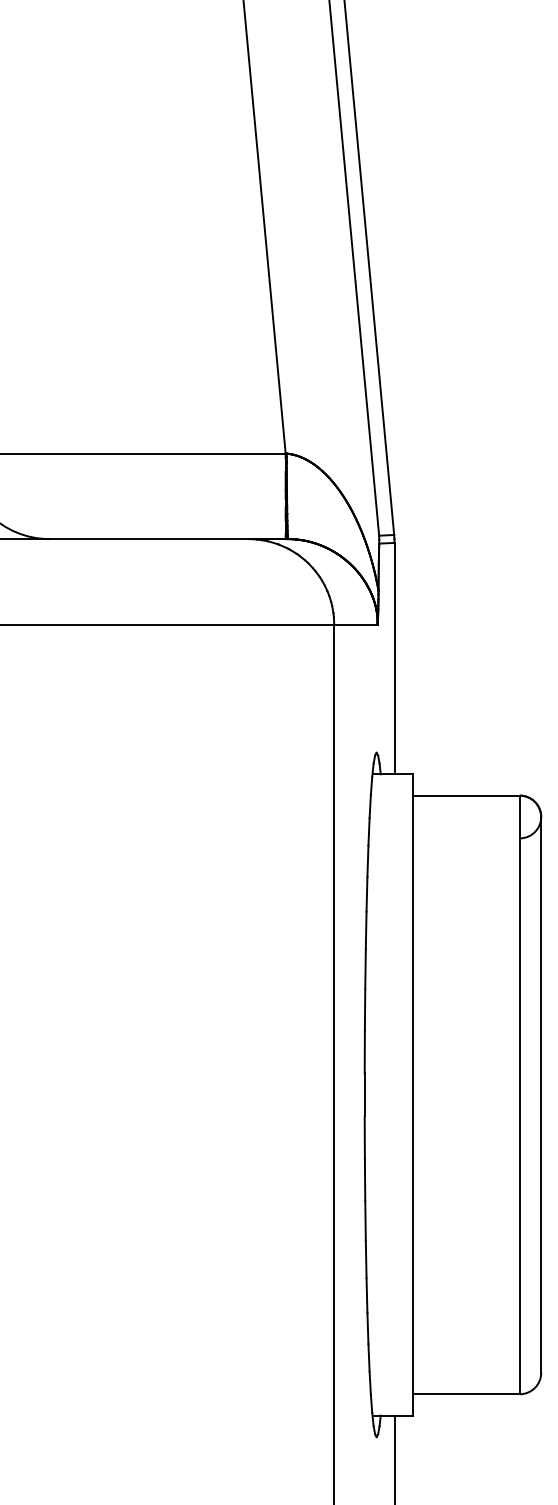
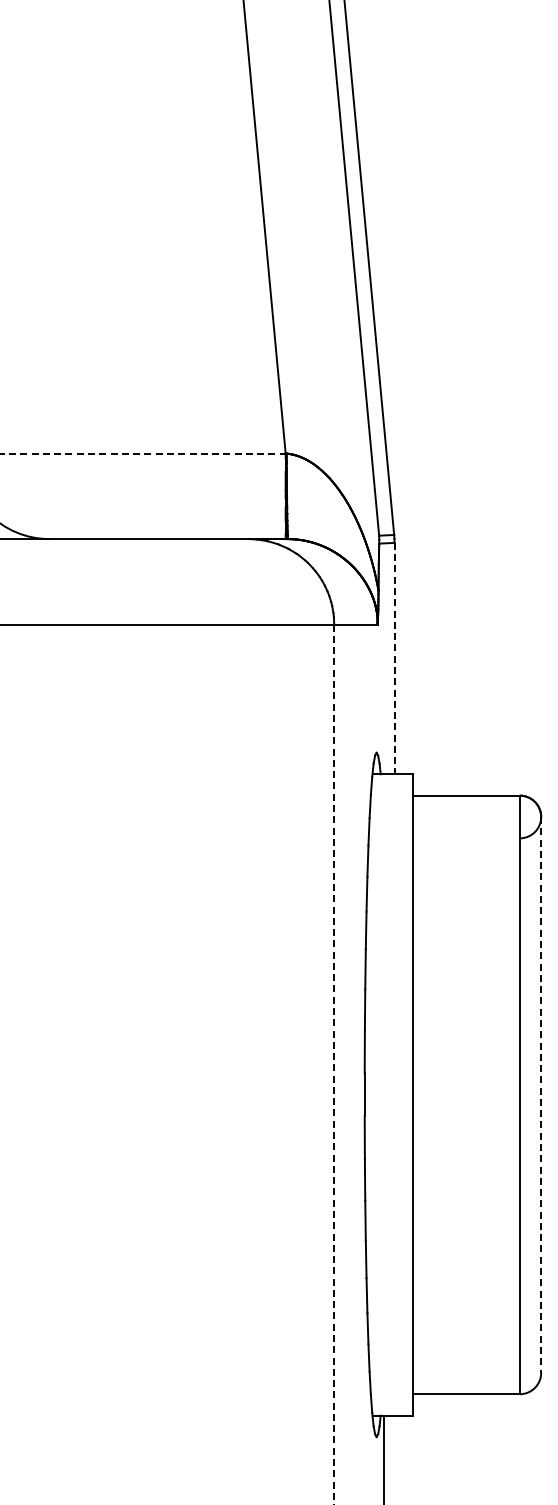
line: solid -> dashed (143, 453)
line: solid -> dashed (394, 658)
line: solid -> dashed (334, 1064)
line: solid -> dashed (541, 1094)
line position: (394, 1458) -> (383, 1458) (383, 1458)
